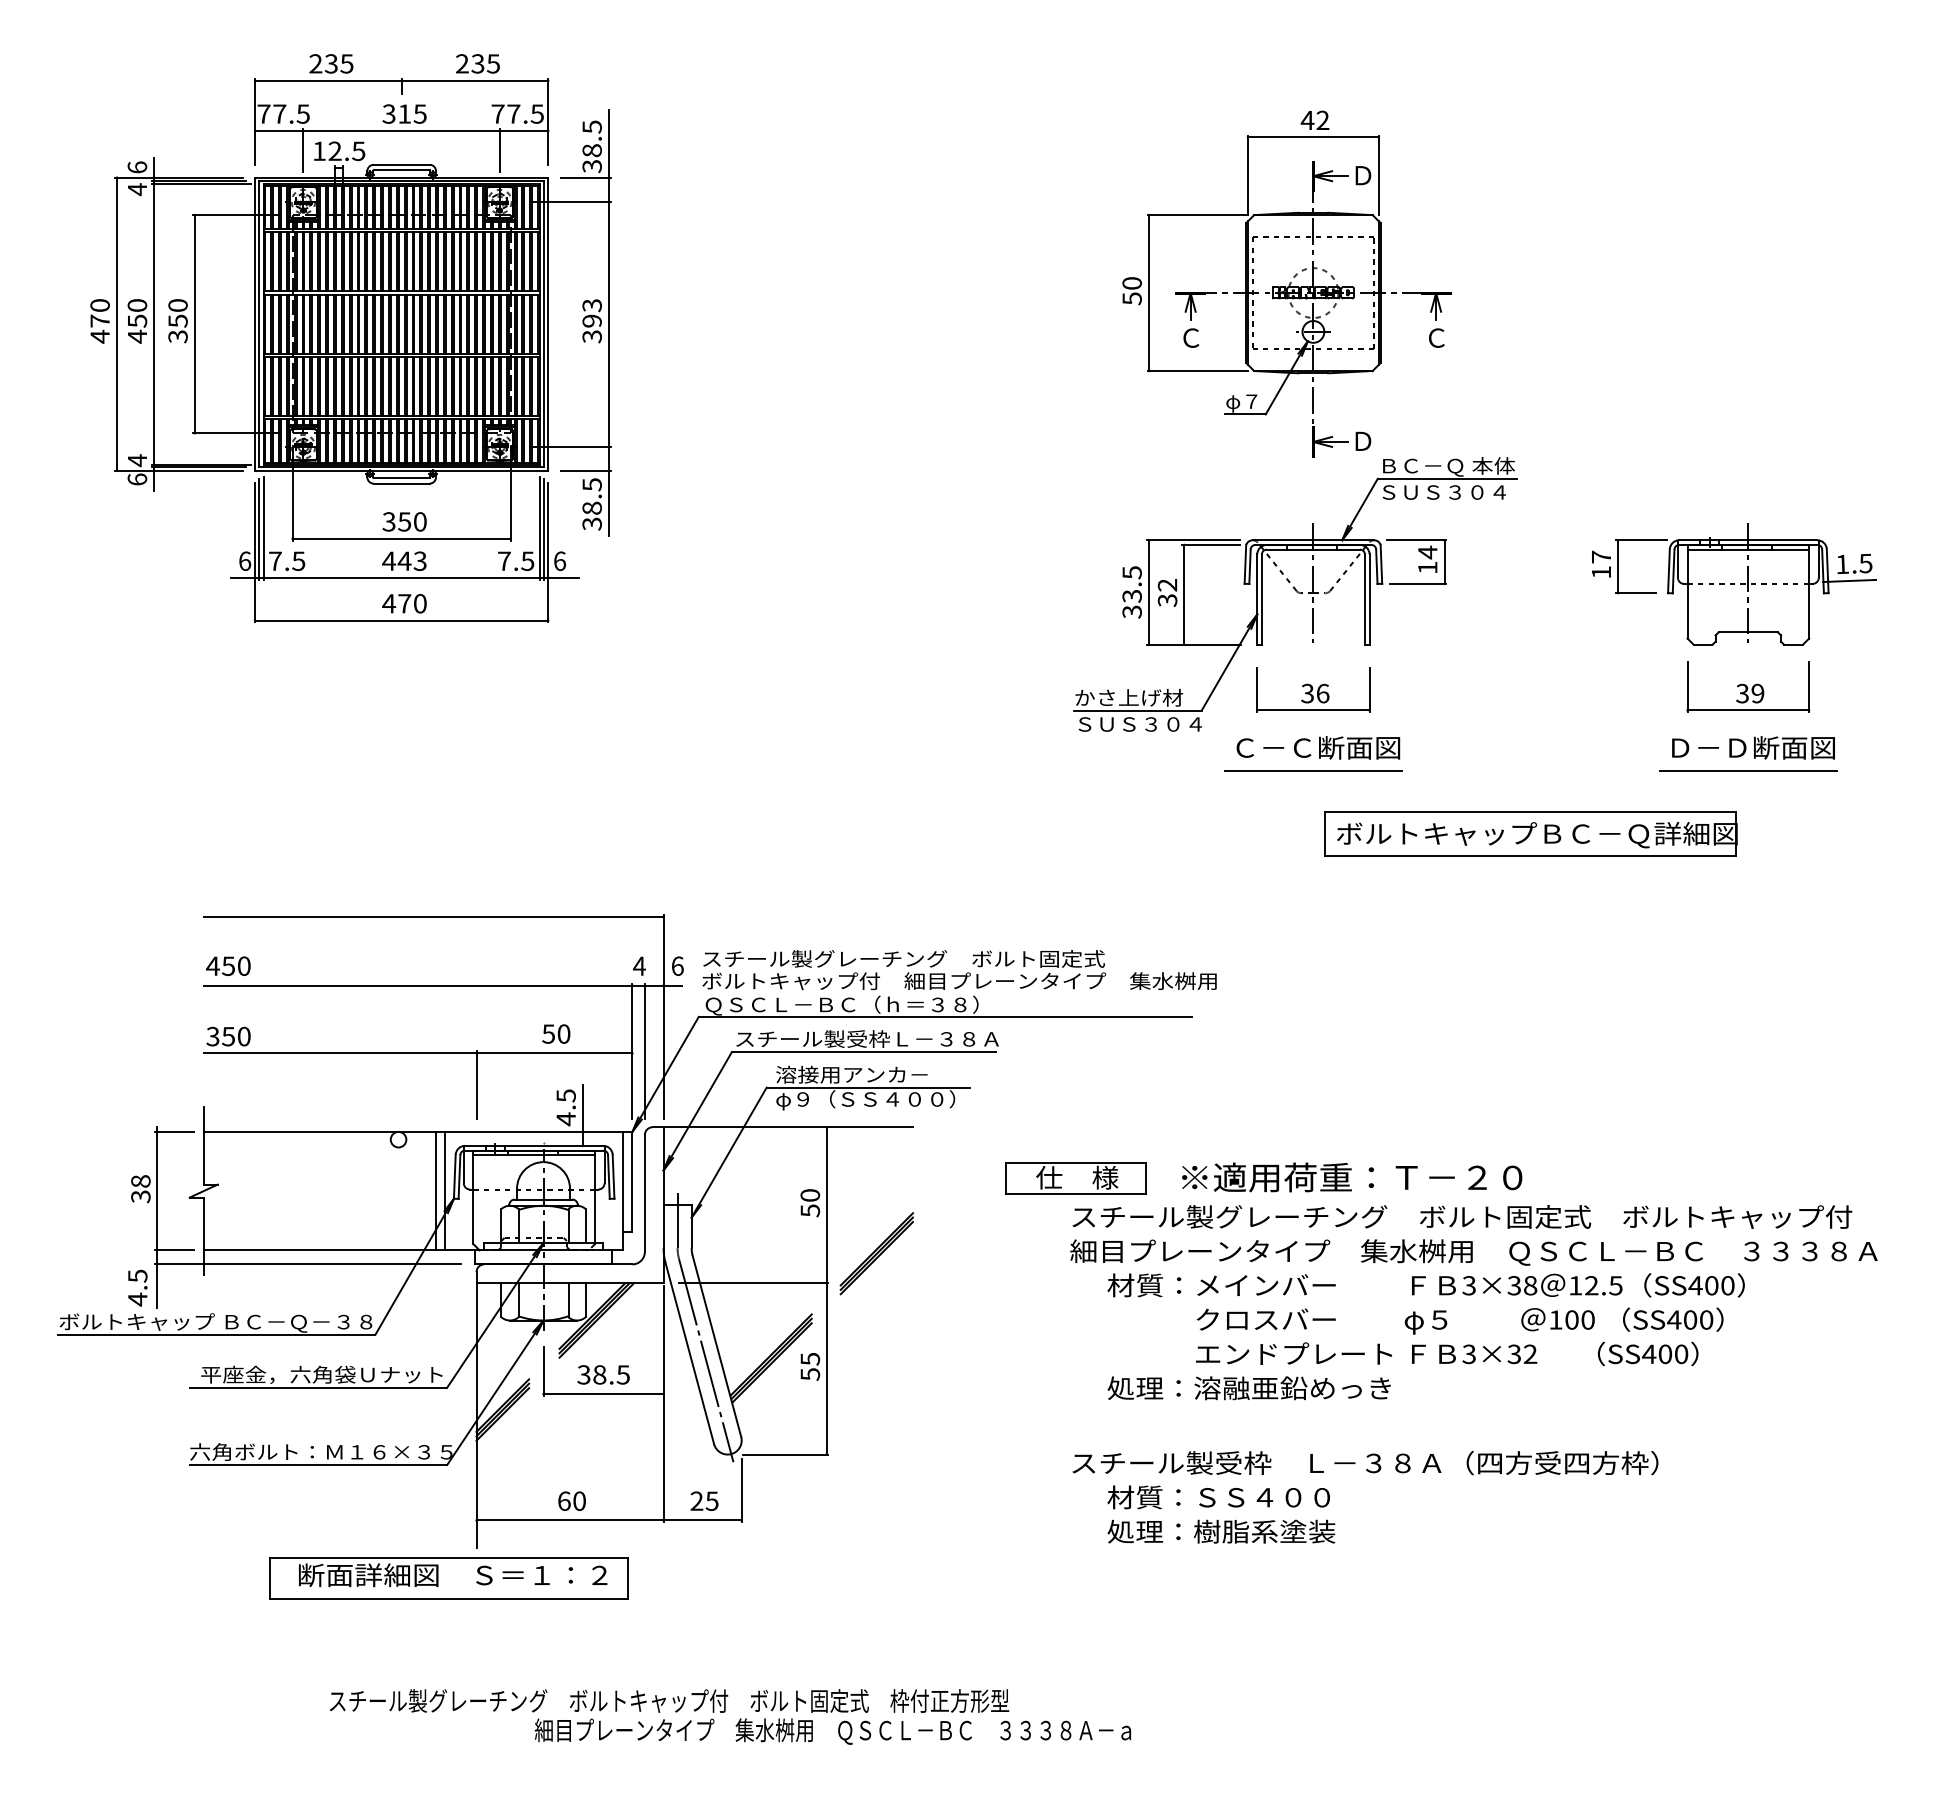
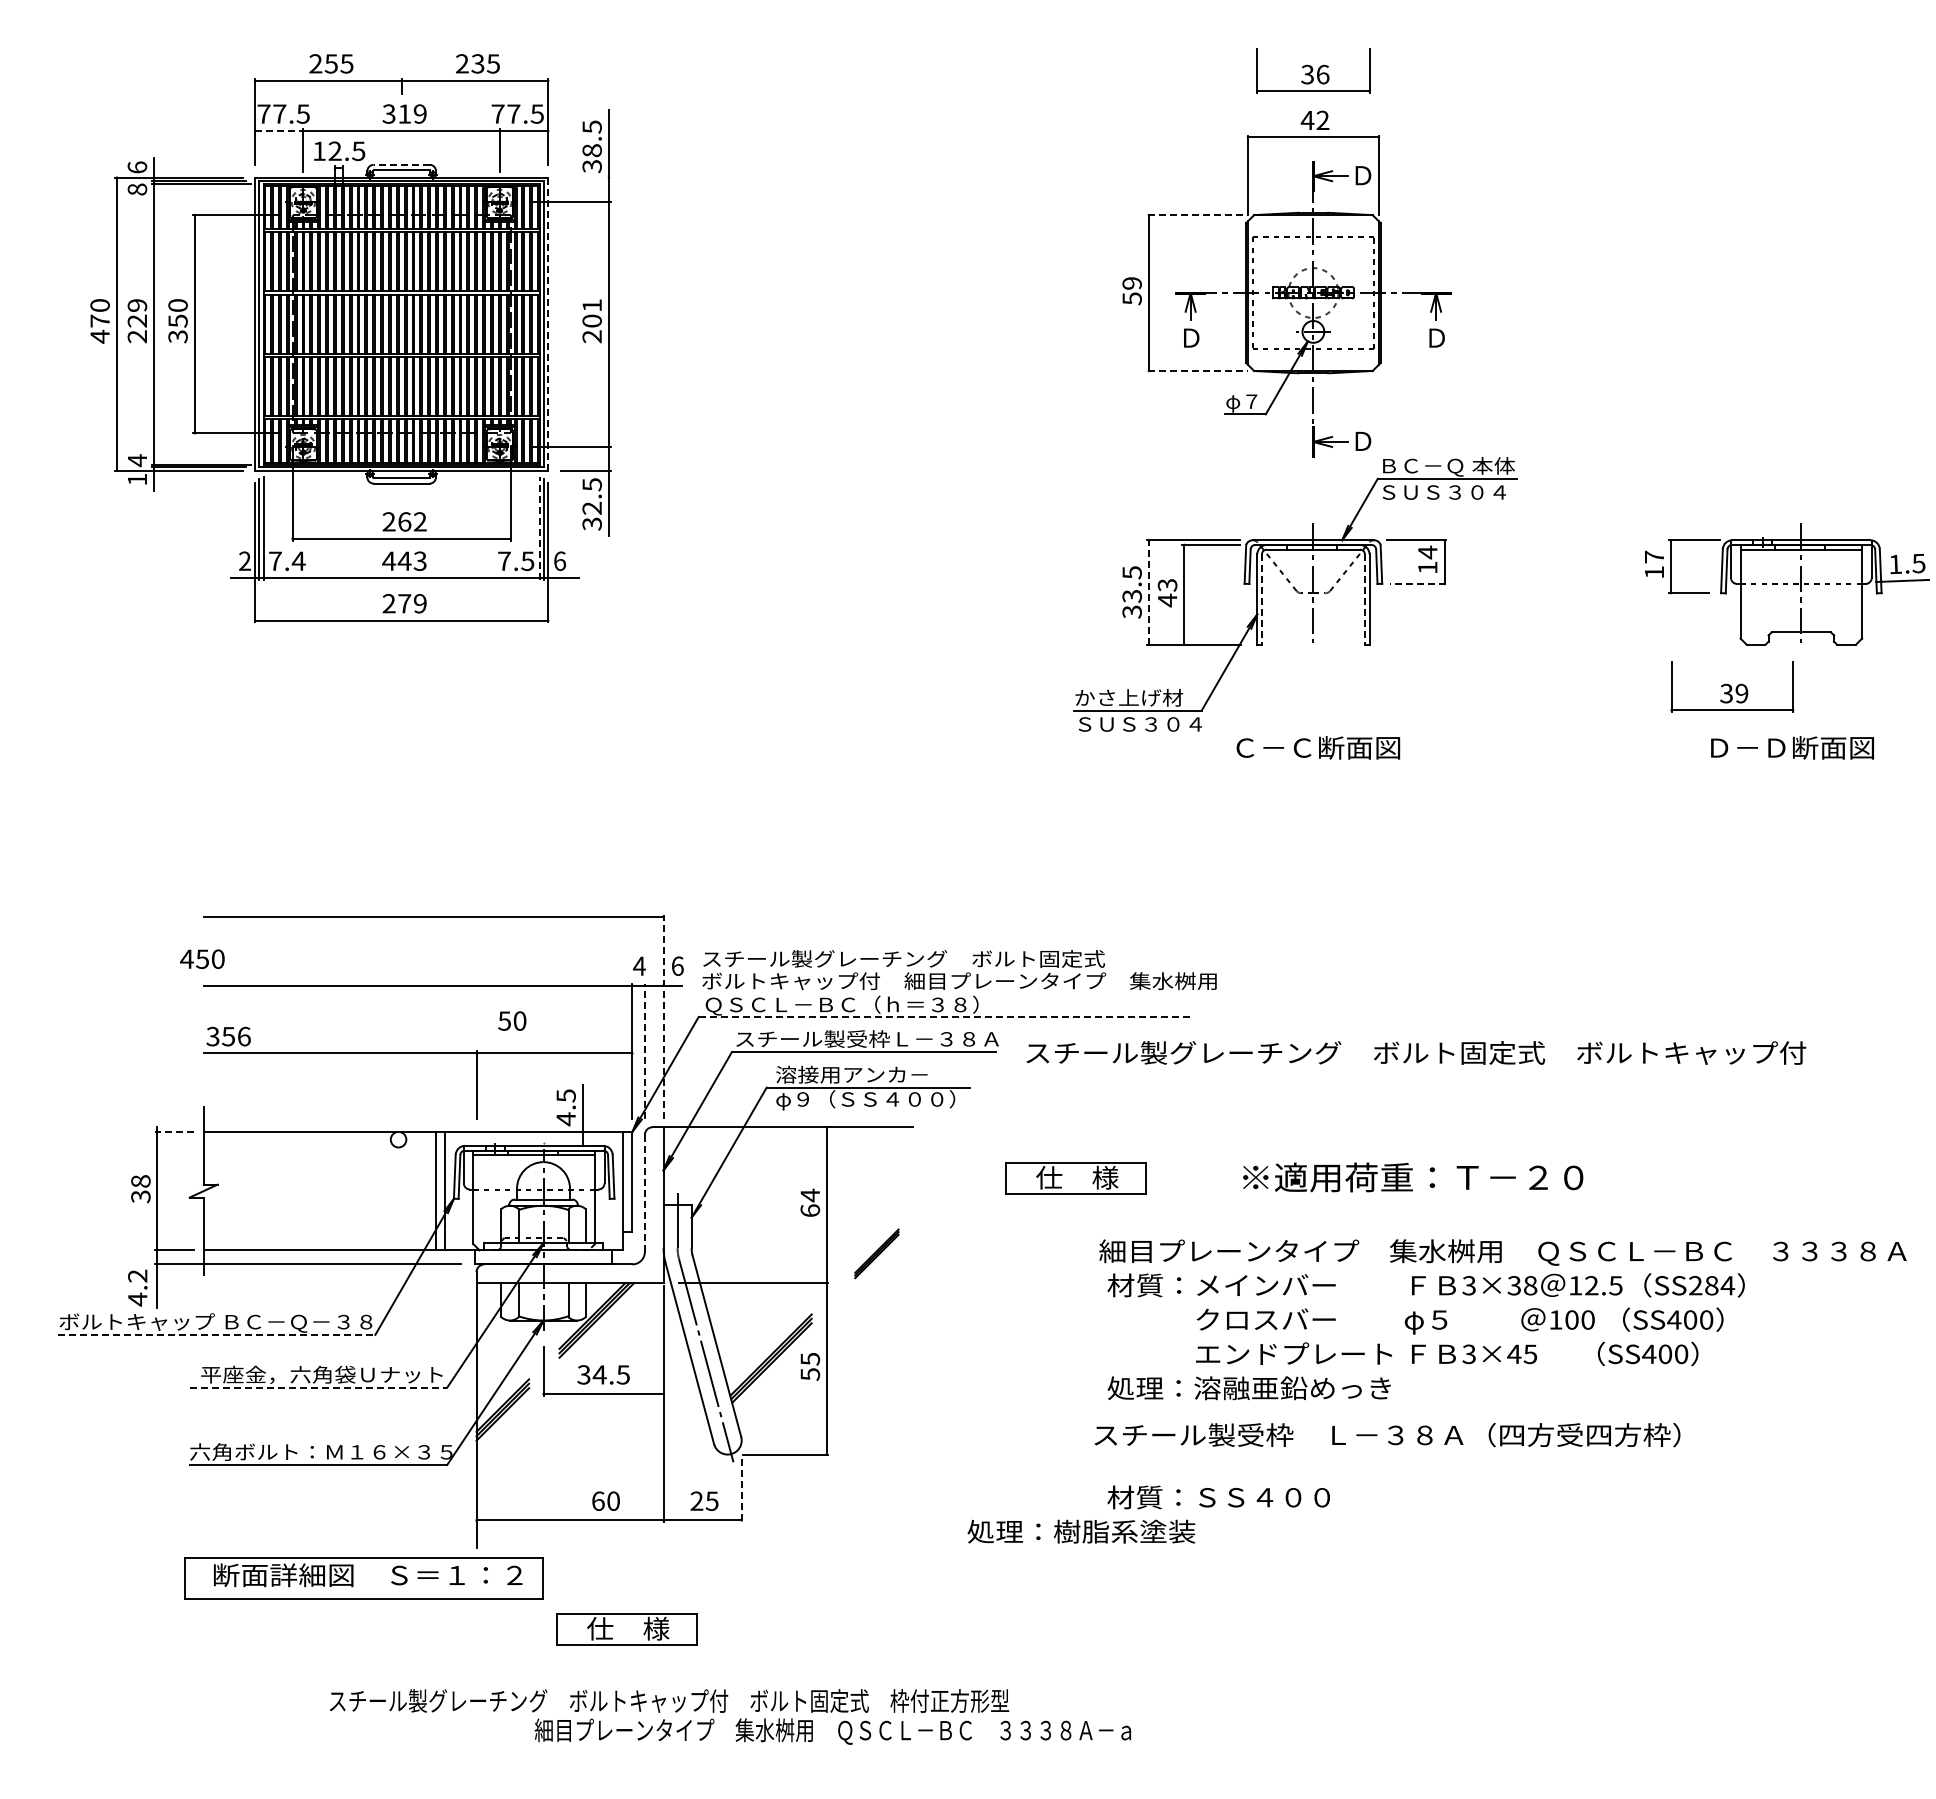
text: 235 -> 255 (331, 63)
text: 315 -> 319 (419, 113)
line: solid -> dashed (279, 130)
line: solid -> dashed (401, 164)
line: present -> none (585, 177)
text: 4 -> 8 (137, 189)
line: solid -> dashed (1197, 215)
text: 50 -> 59 (1131, 283)
text: 450 -> 229 (137, 321)
text: 393 -> 201 (591, 321)
line: solid -> dashed (548, 324)
text: Ｃ -> Ｄ (1191, 337)
text: Ｃ -> Ｄ (1436, 337)
line: solid -> dashed (1197, 371)
text: 6 -> 1 (137, 479)
text: 38.5 -> 32.5 (591, 507)
text: 350 -> 262 (404, 521)
line: solid -> dashed (539, 527)
text: 6 -> 2 (245, 560)
text: 7.5 -> 7.4 (298, 560)
line: solid -> dashed (1417, 583)
part position: (1734, 584) -> (1787, 584) (1787, 584)
line: solid -> dashed (1148, 592)
text: 32 -> 43 (1167, 593)
line: solid -> dashed (1261, 600)
line: solid -> dashed (1364, 600)
text: 470 -> 279 (404, 603)
part position: (1748, 686) -> (1732, 686) (1732, 686)
part position: (1313, 689) -> (1313, 70) (1313, 70)
text position: (1753, 747) -> (1792, 747) (1792, 747)
line: present -> none (1313, 770)
line: present -> none (1748, 770)
part: present -> none (1530, 833)
text position: (228, 965) -> (202, 958) (202, 958)
line: solid -> dashed (663, 1016)
line: solid -> dashed (945, 1016)
text position: (556, 1033) -> (512, 1020) (512, 1020)
text: 350 -> 356 (244, 1036)
line: solid -> dashed (644, 1051)
line: solid -> dashed (174, 1131)
text position: (1352, 1177) -> (1413, 1177) (1413, 1177)
line: solid -> dashed (644, 1192)
text: 50 -> 64 (810, 1202)
text position: (1462, 1216) -> (1416, 1052) (1416, 1052)
text position: (1473, 1252) -> (1502, 1252) (1502, 1252)
part size: 76x84 px -> 46x52 px (876, 1253)
text: 4.5 -> 4.2 (137, 1275)
text: SS400 -> SS284 (1711, 1285)
line: solid -> dashed (216, 1334)
text: 3×32 -> 3×45 (1522, 1354)
text: 38.5 -> 34.5 (599, 1374)
line: solid -> dashed (318, 1387)
text position: (1365, 1463) -> (1387, 1435) (1387, 1435)
line: solid -> dashed (741, 1490)
text position: (571, 1500) -> (605, 1500) (605, 1500)
text position: (1221, 1531) -> (1081, 1531) (1081, 1531)
part position: (448, 1578) -> (363, 1578) (363, 1578)
part: none -> present (626, 1629)
